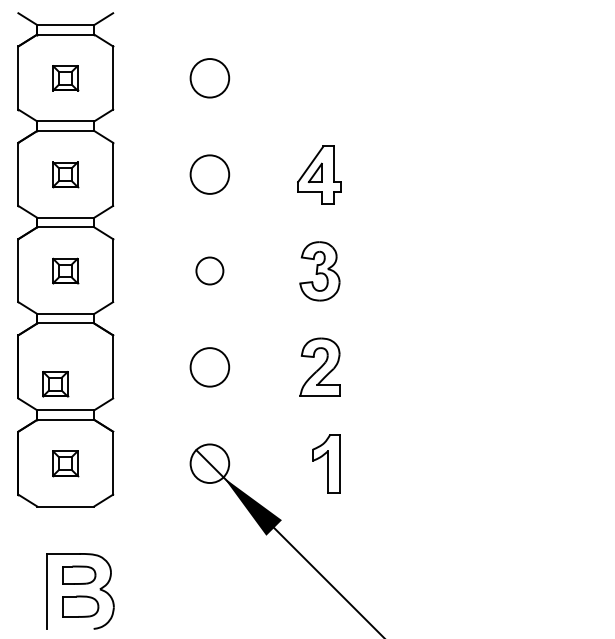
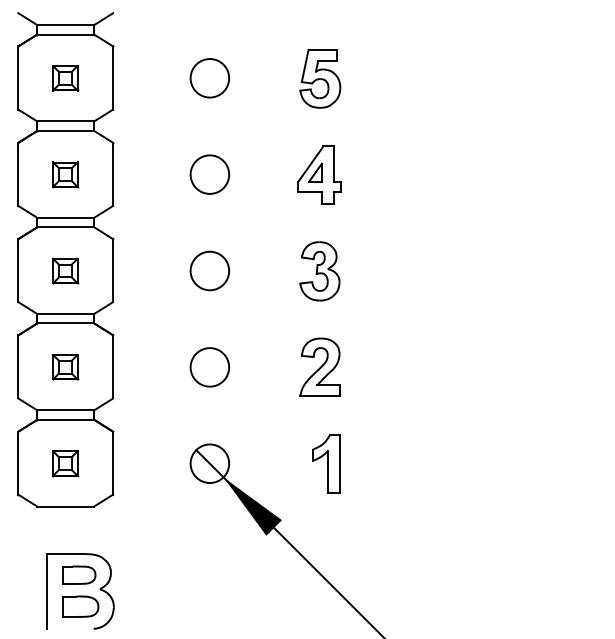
part: none -> present (320, 78)
circle diameter: 27 px -> 39 px (209, 270)
part position: (55, 384) -> (65, 367) (65, 367)
